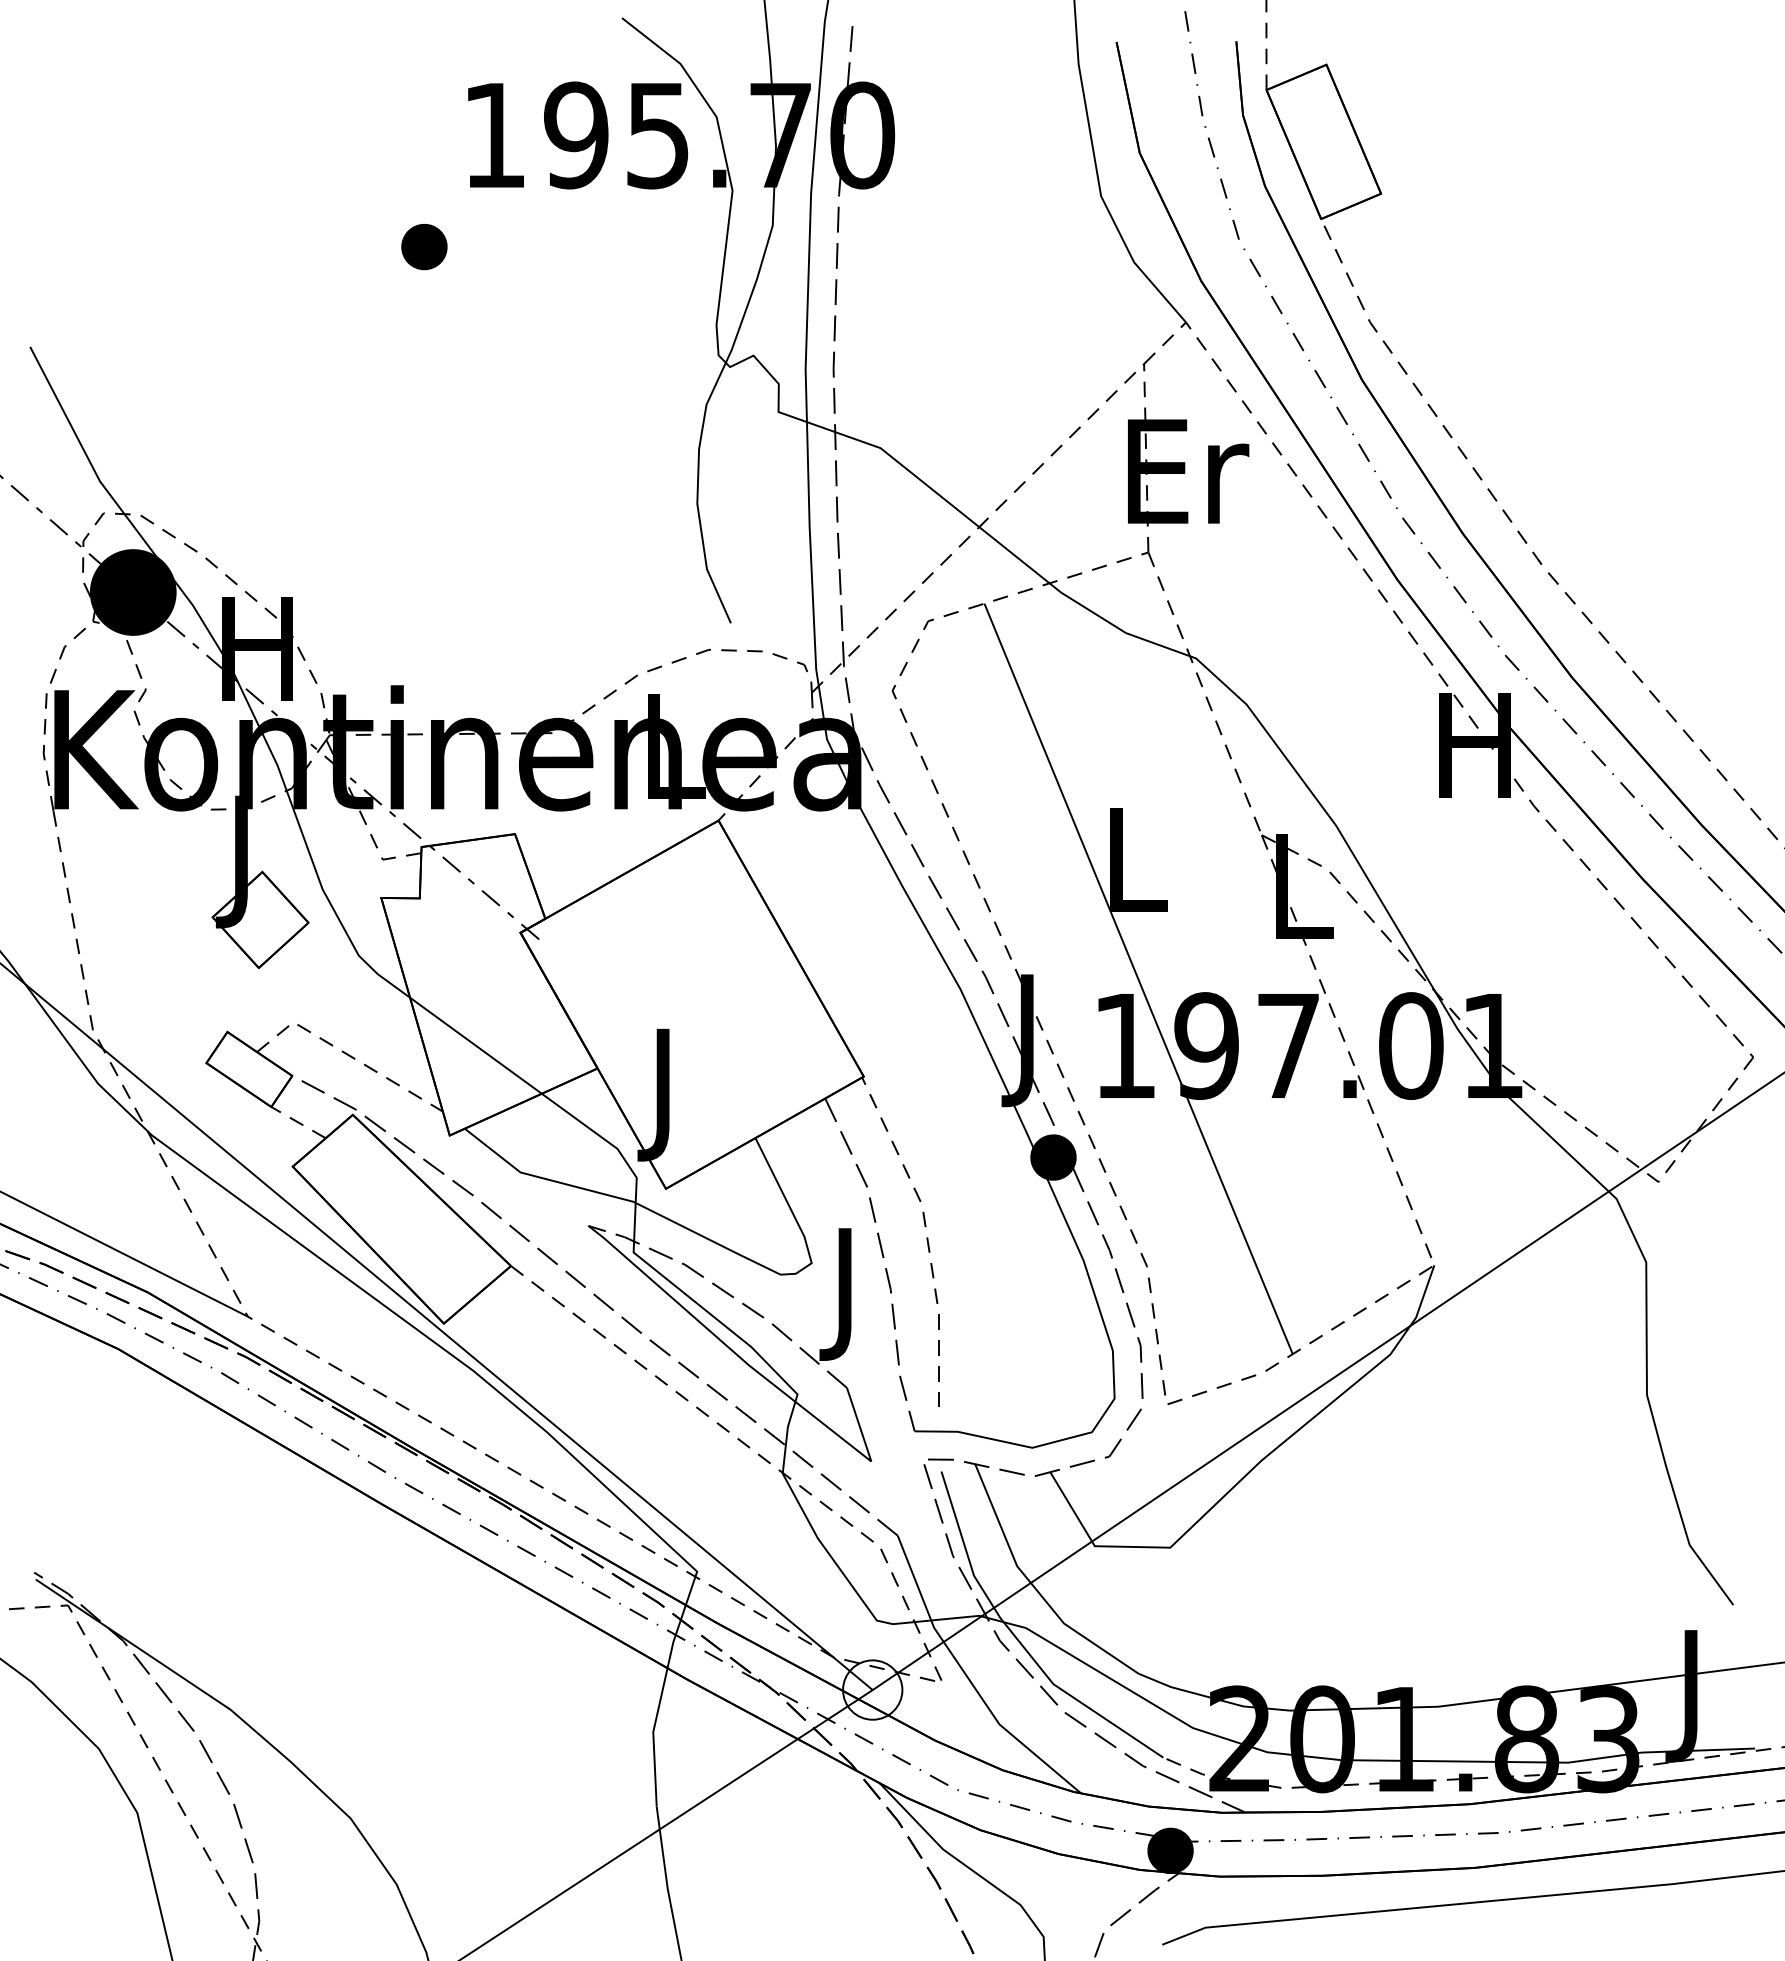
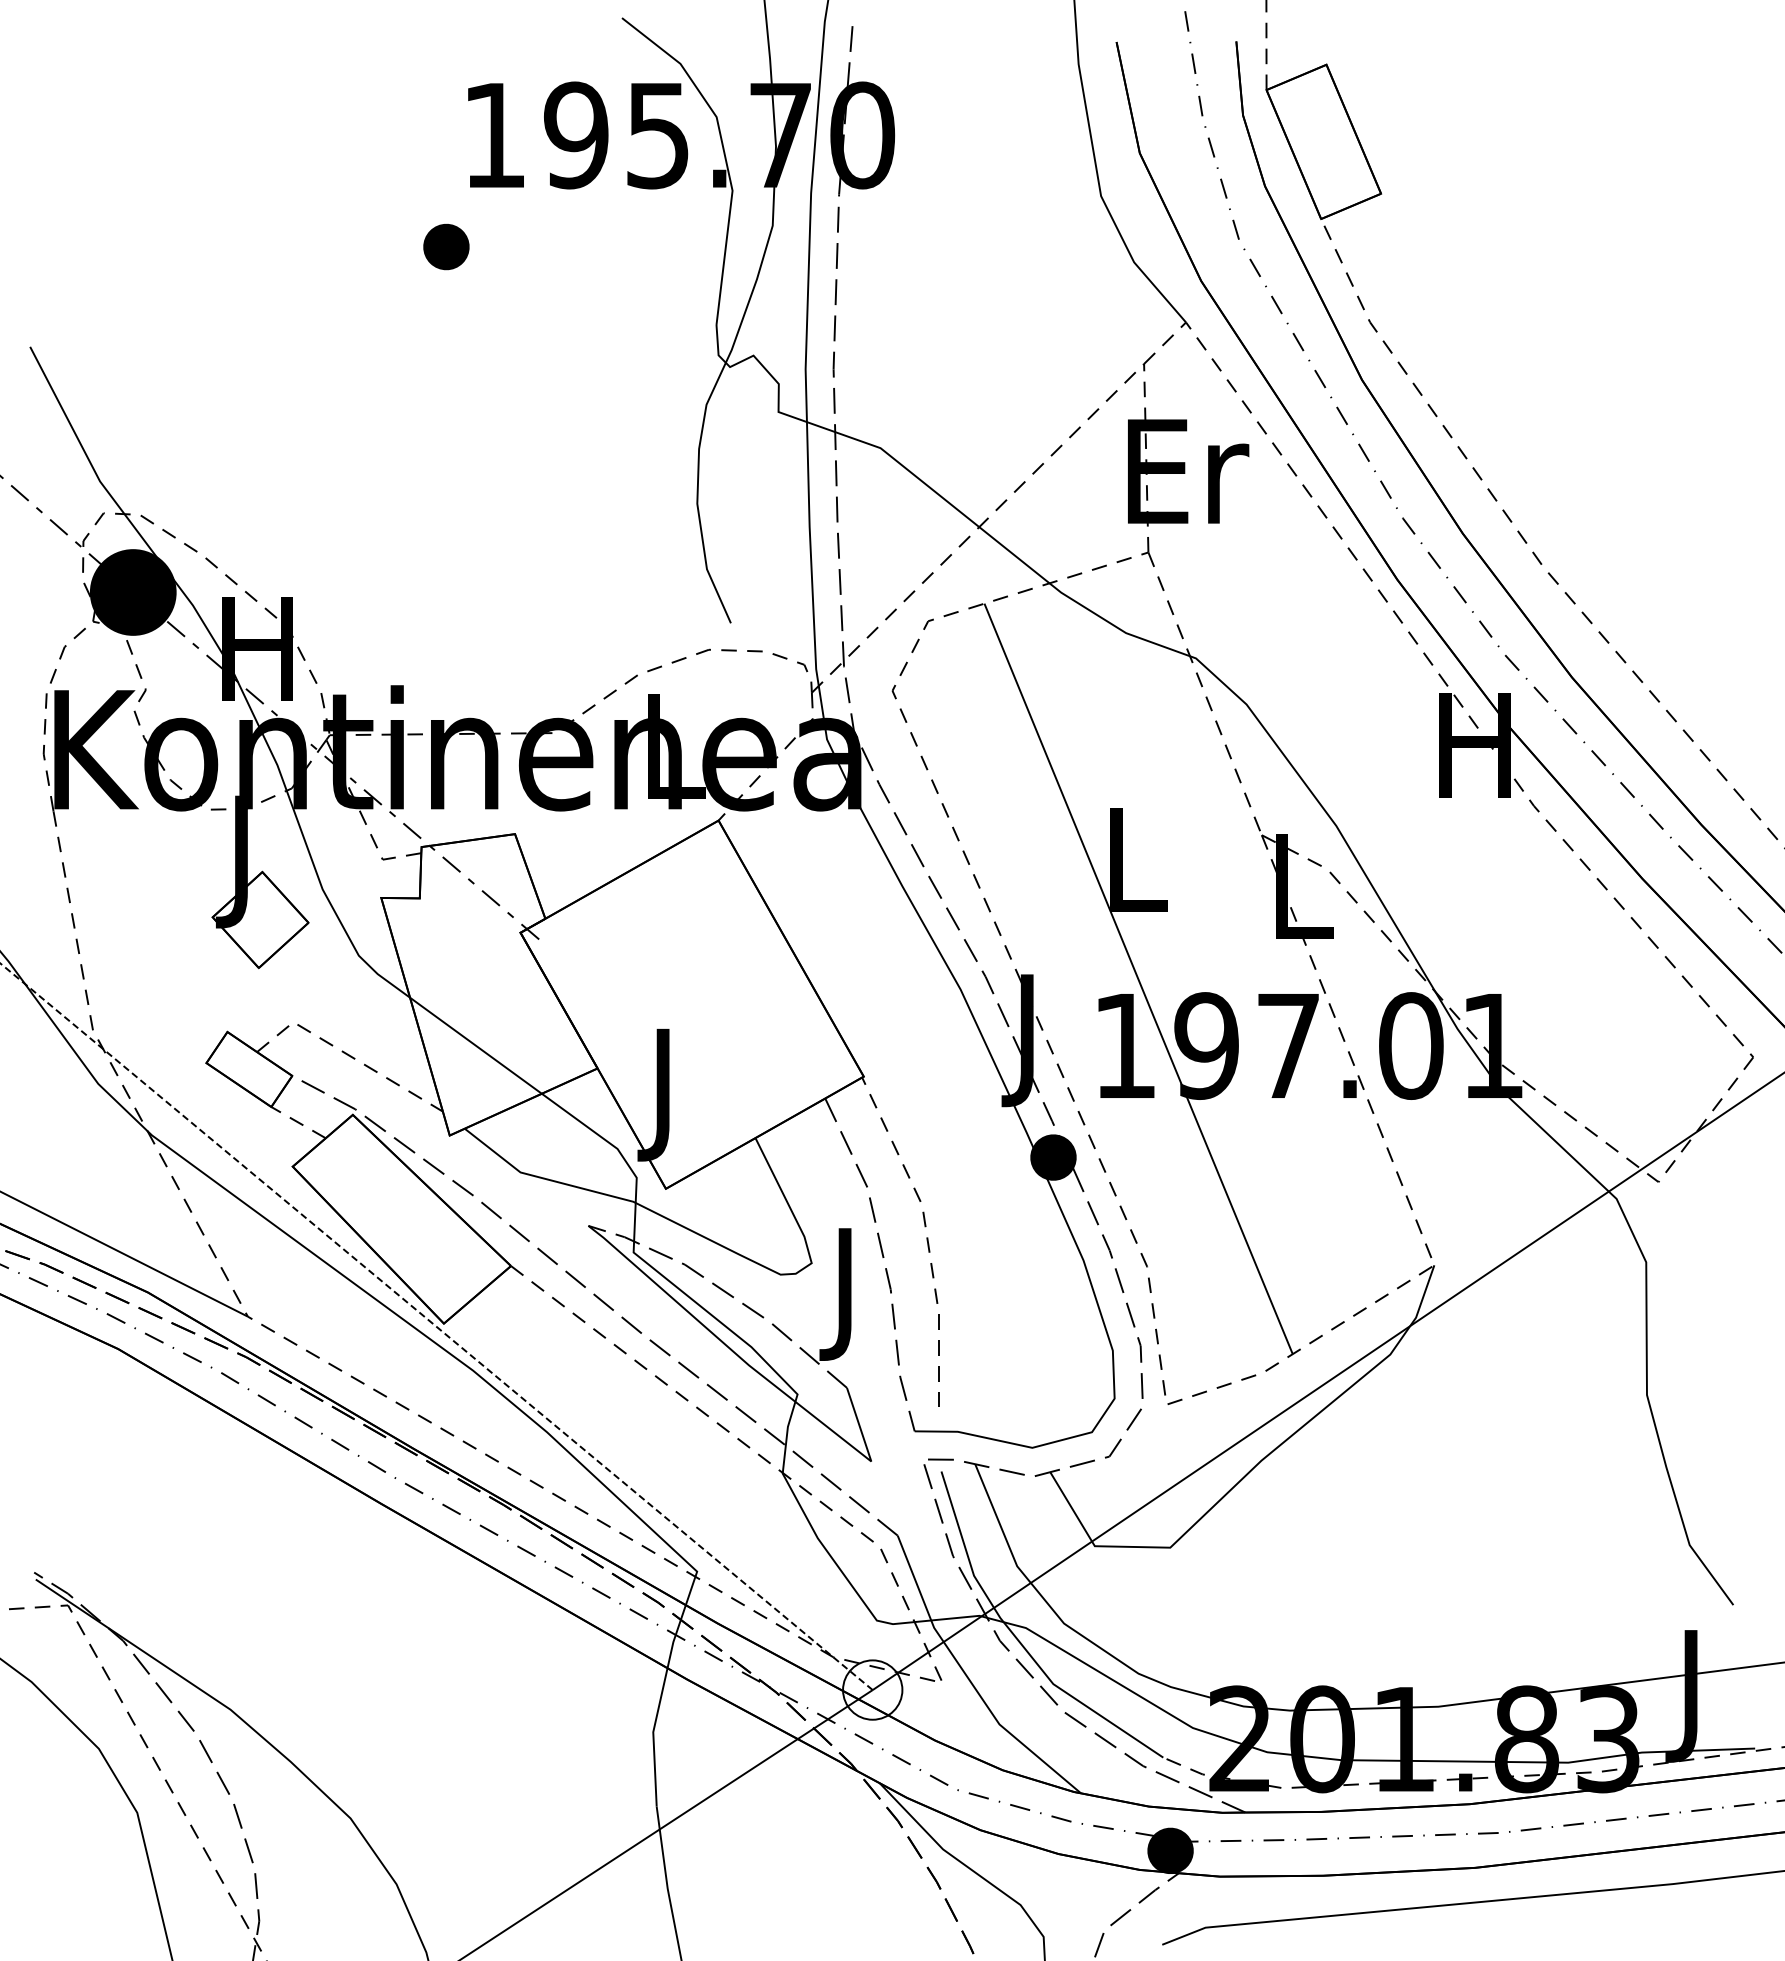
part position: (424, 247) -> (446, 247) (446, 247)
line: solid -> dashed (436, 1326)
